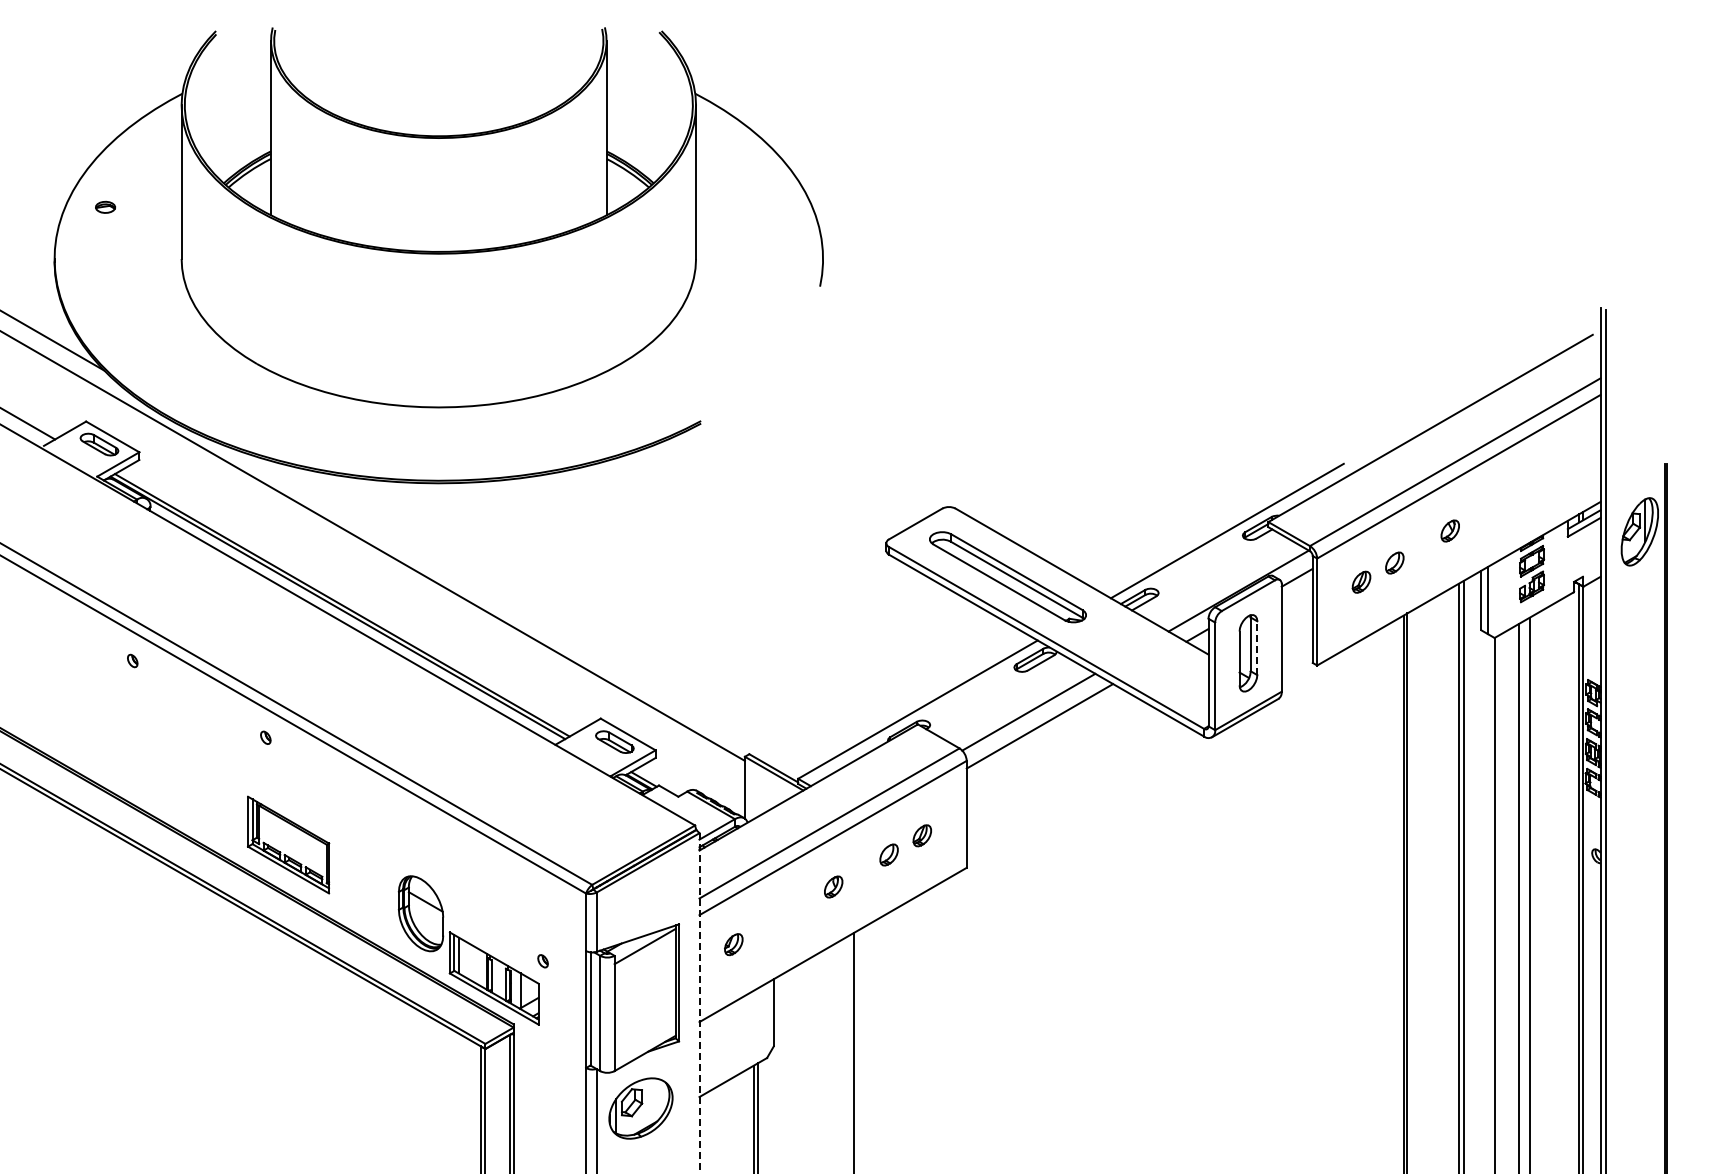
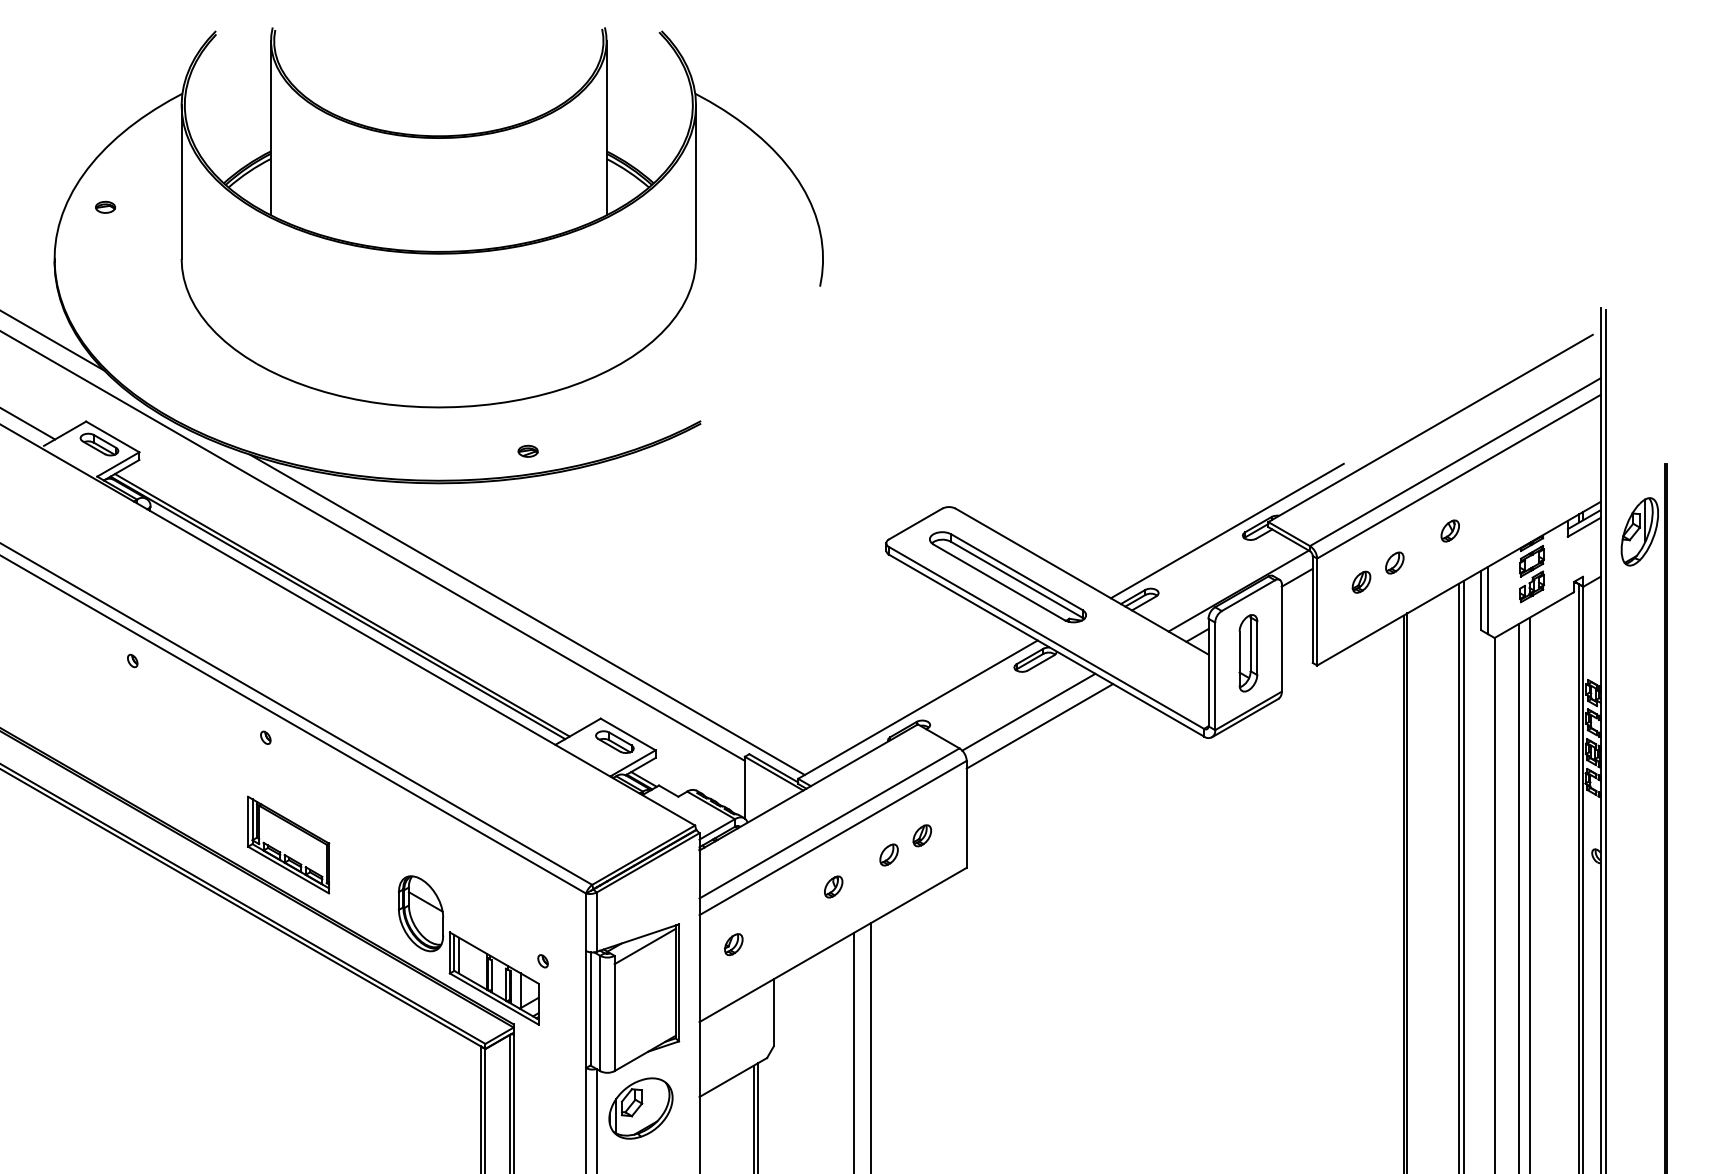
part: none -> present (527, 450)
line: none -> present (527, 614)
line: dashed -> solid (1257, 648)
line: dashed -> solid (699, 1003)
line: none -> present (871, 1046)
